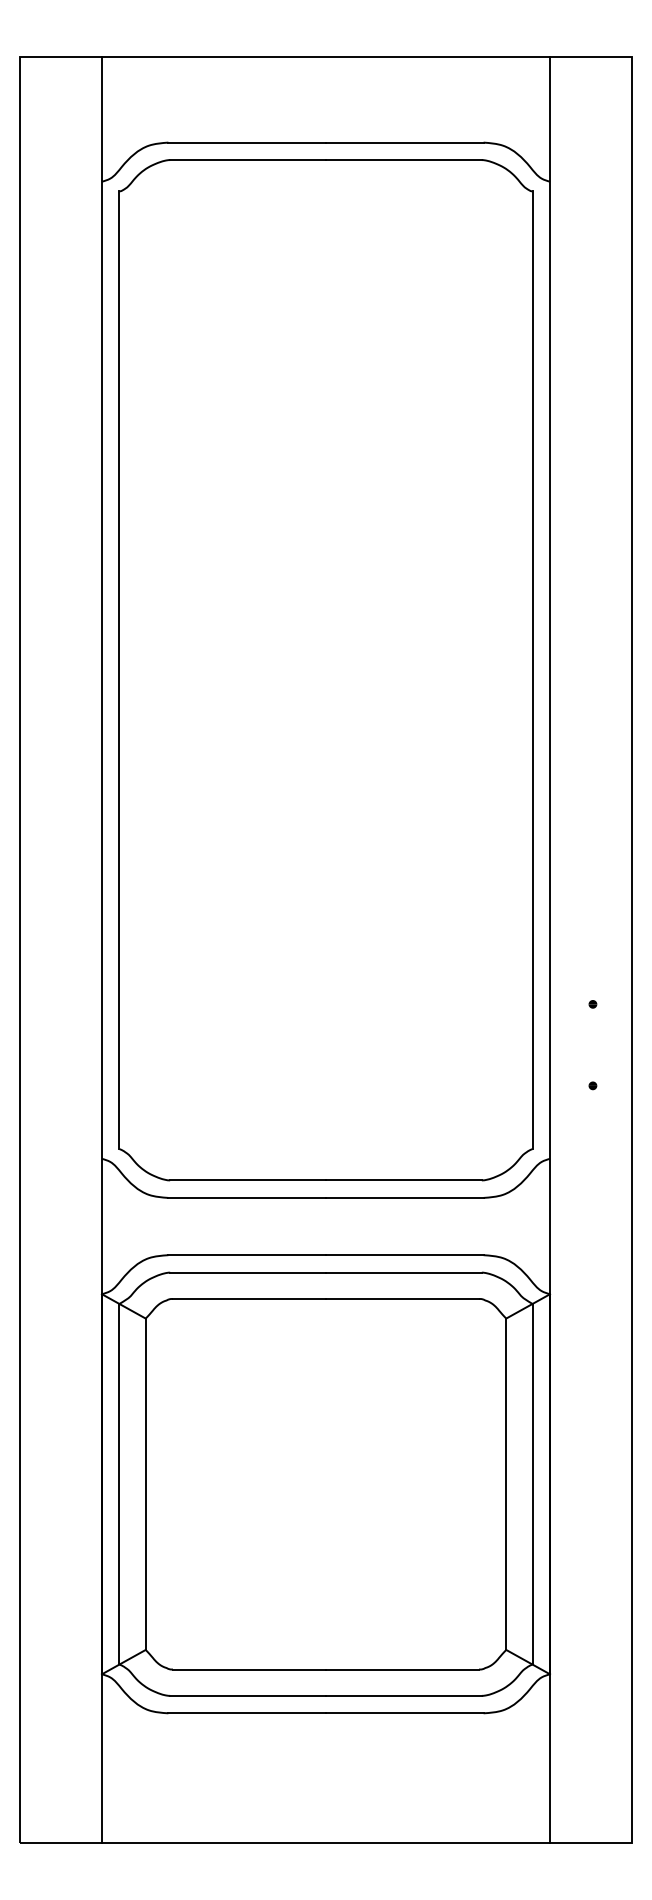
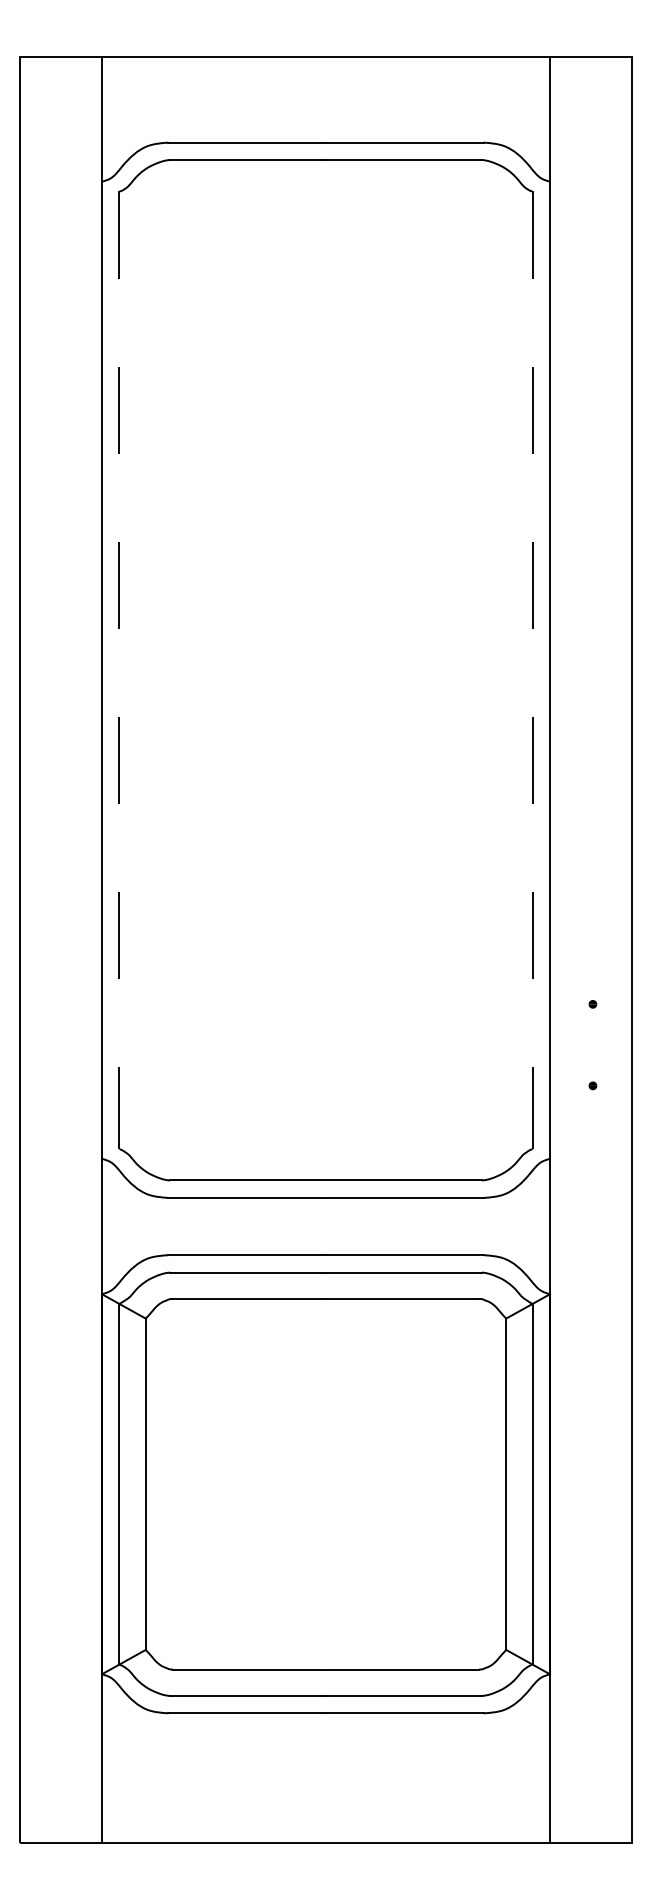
line: solid -> dashed (119, 670)
line: solid -> dashed (532, 670)
